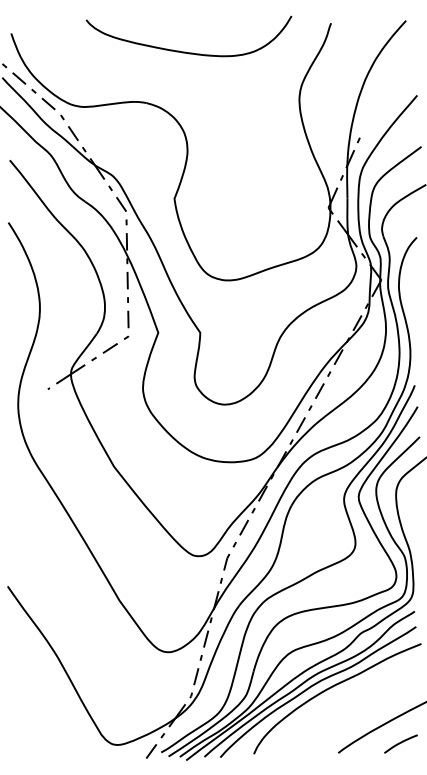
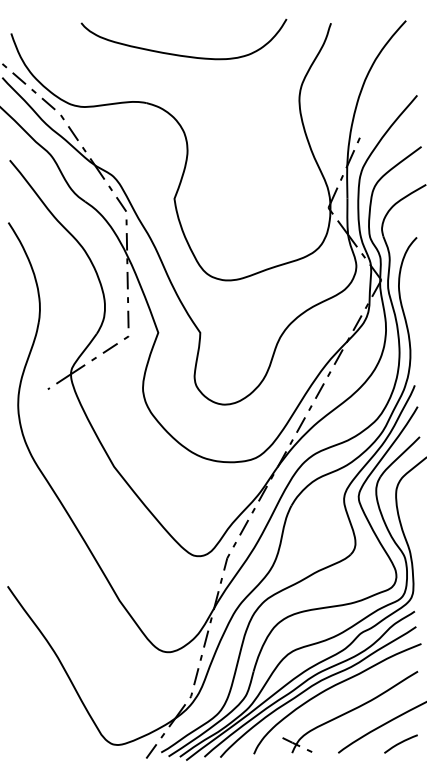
curve position: (185, 51) -> (180, 54) (180, 54)
part: none -> present (350, 712)
